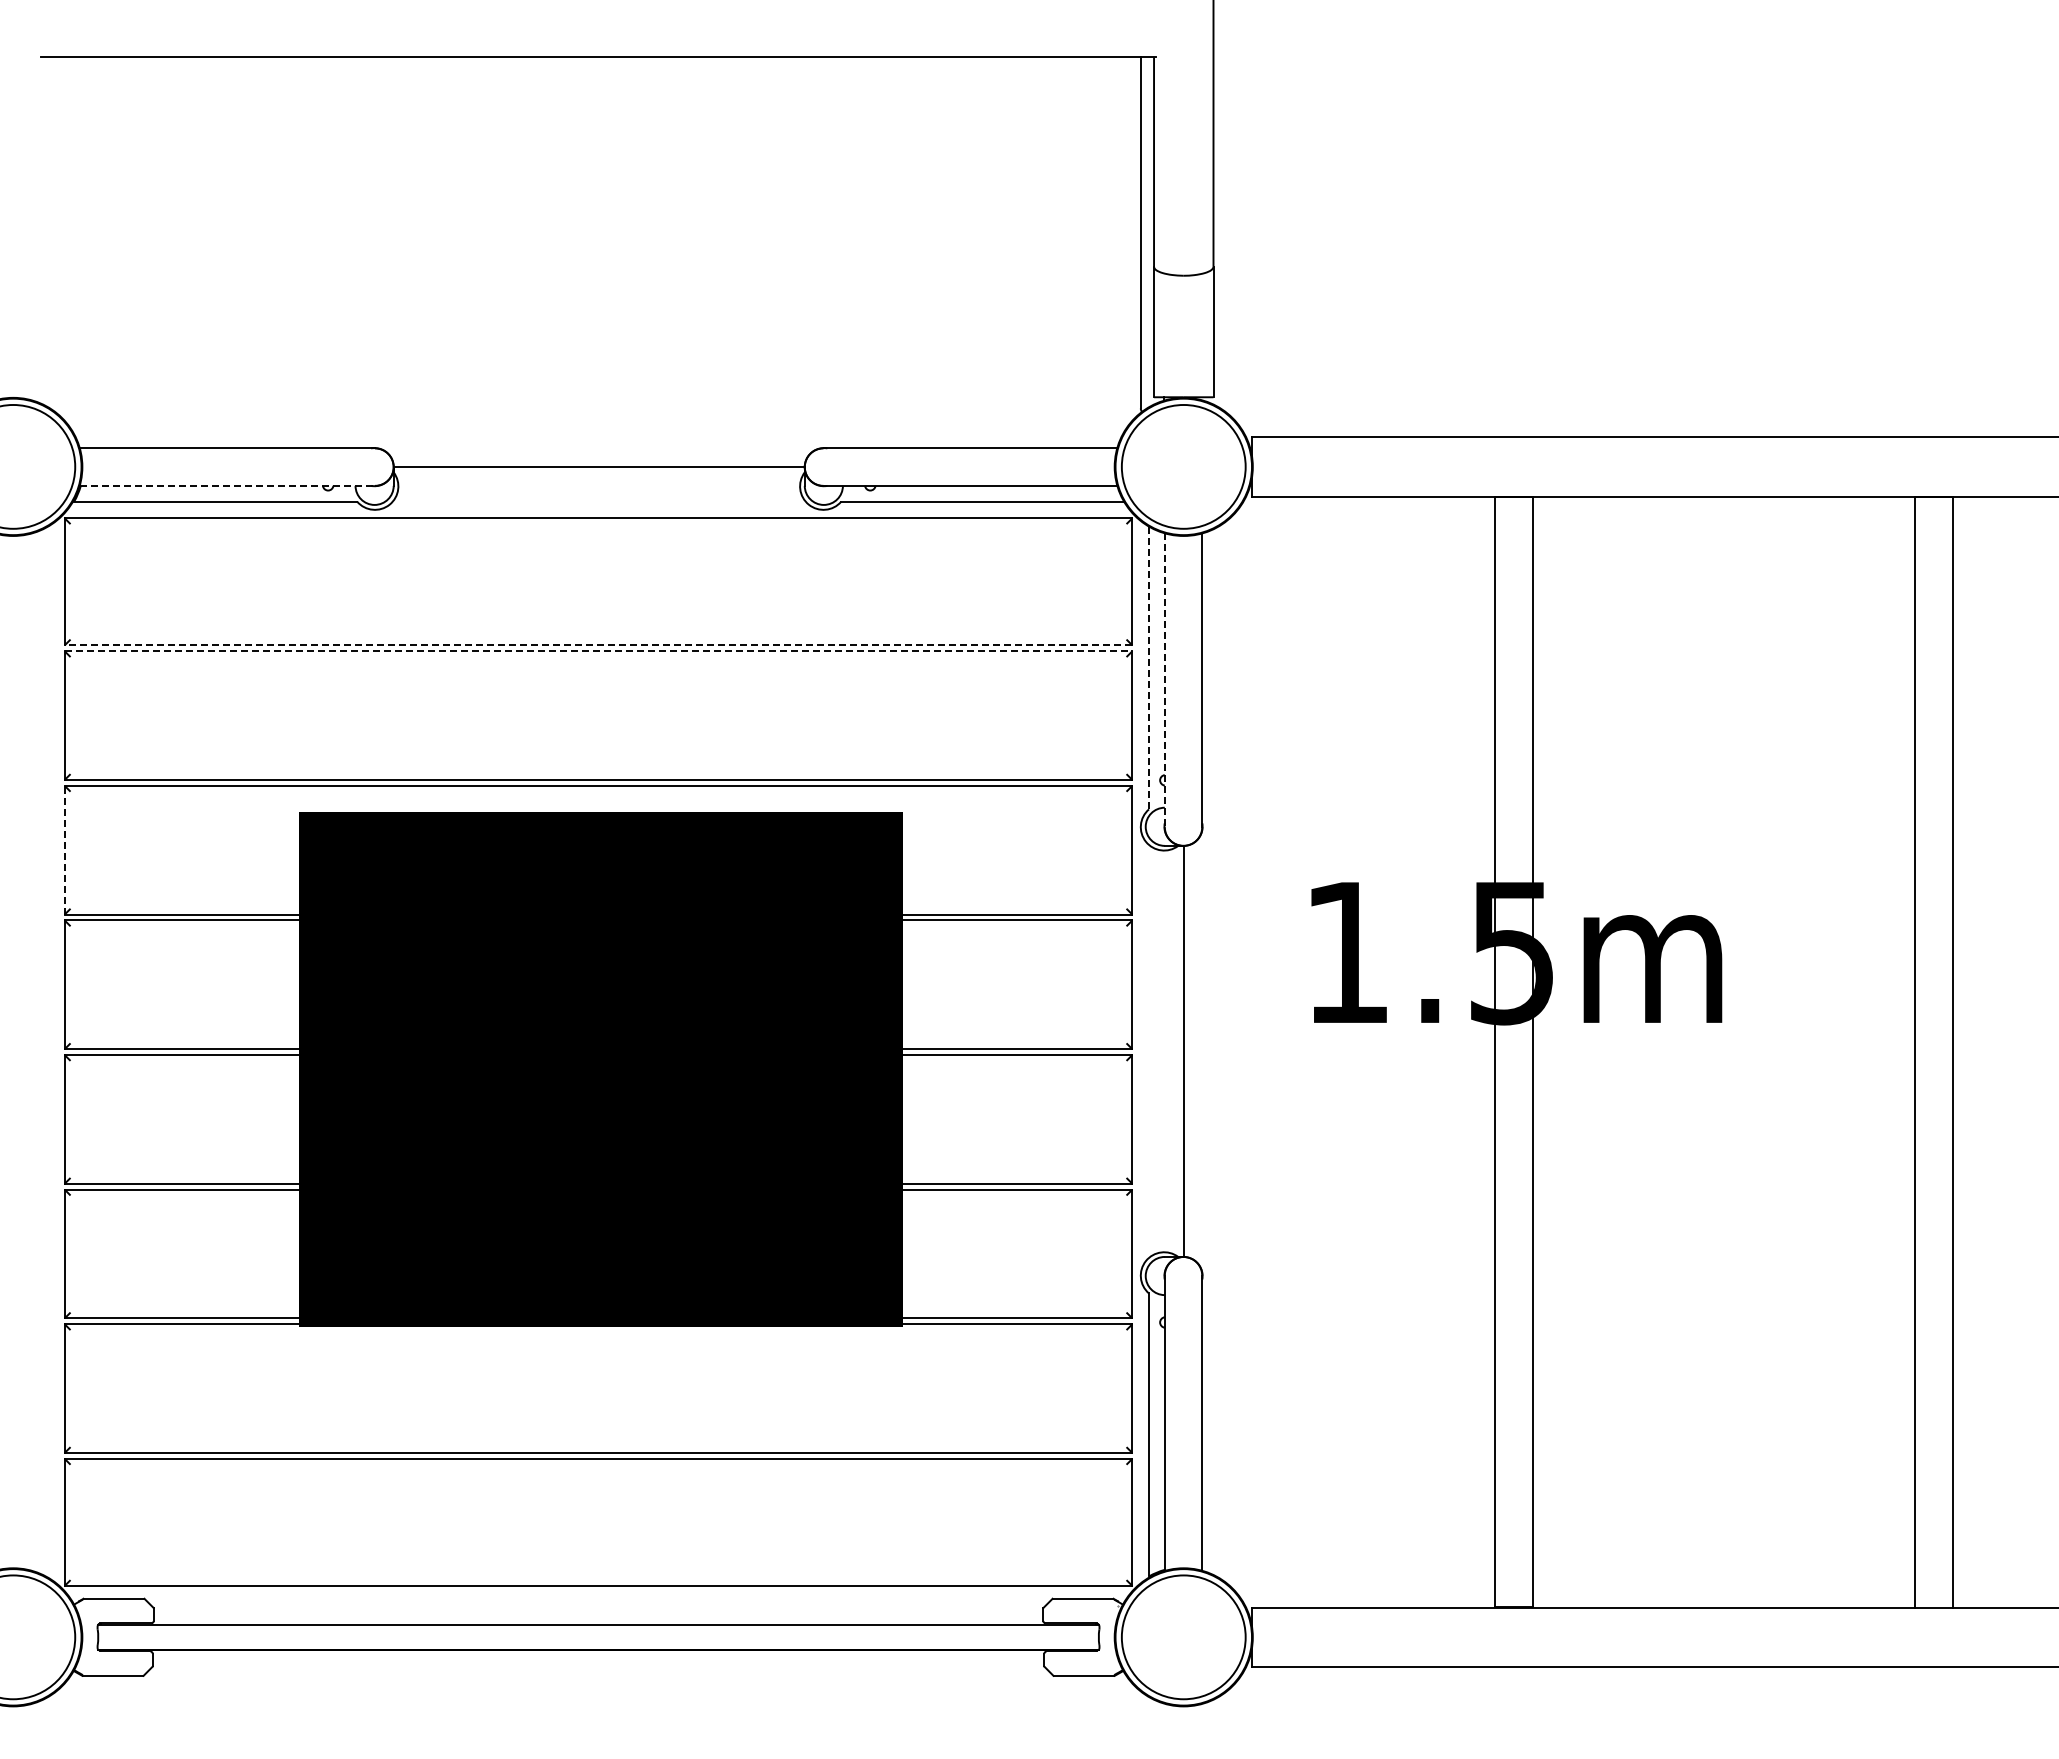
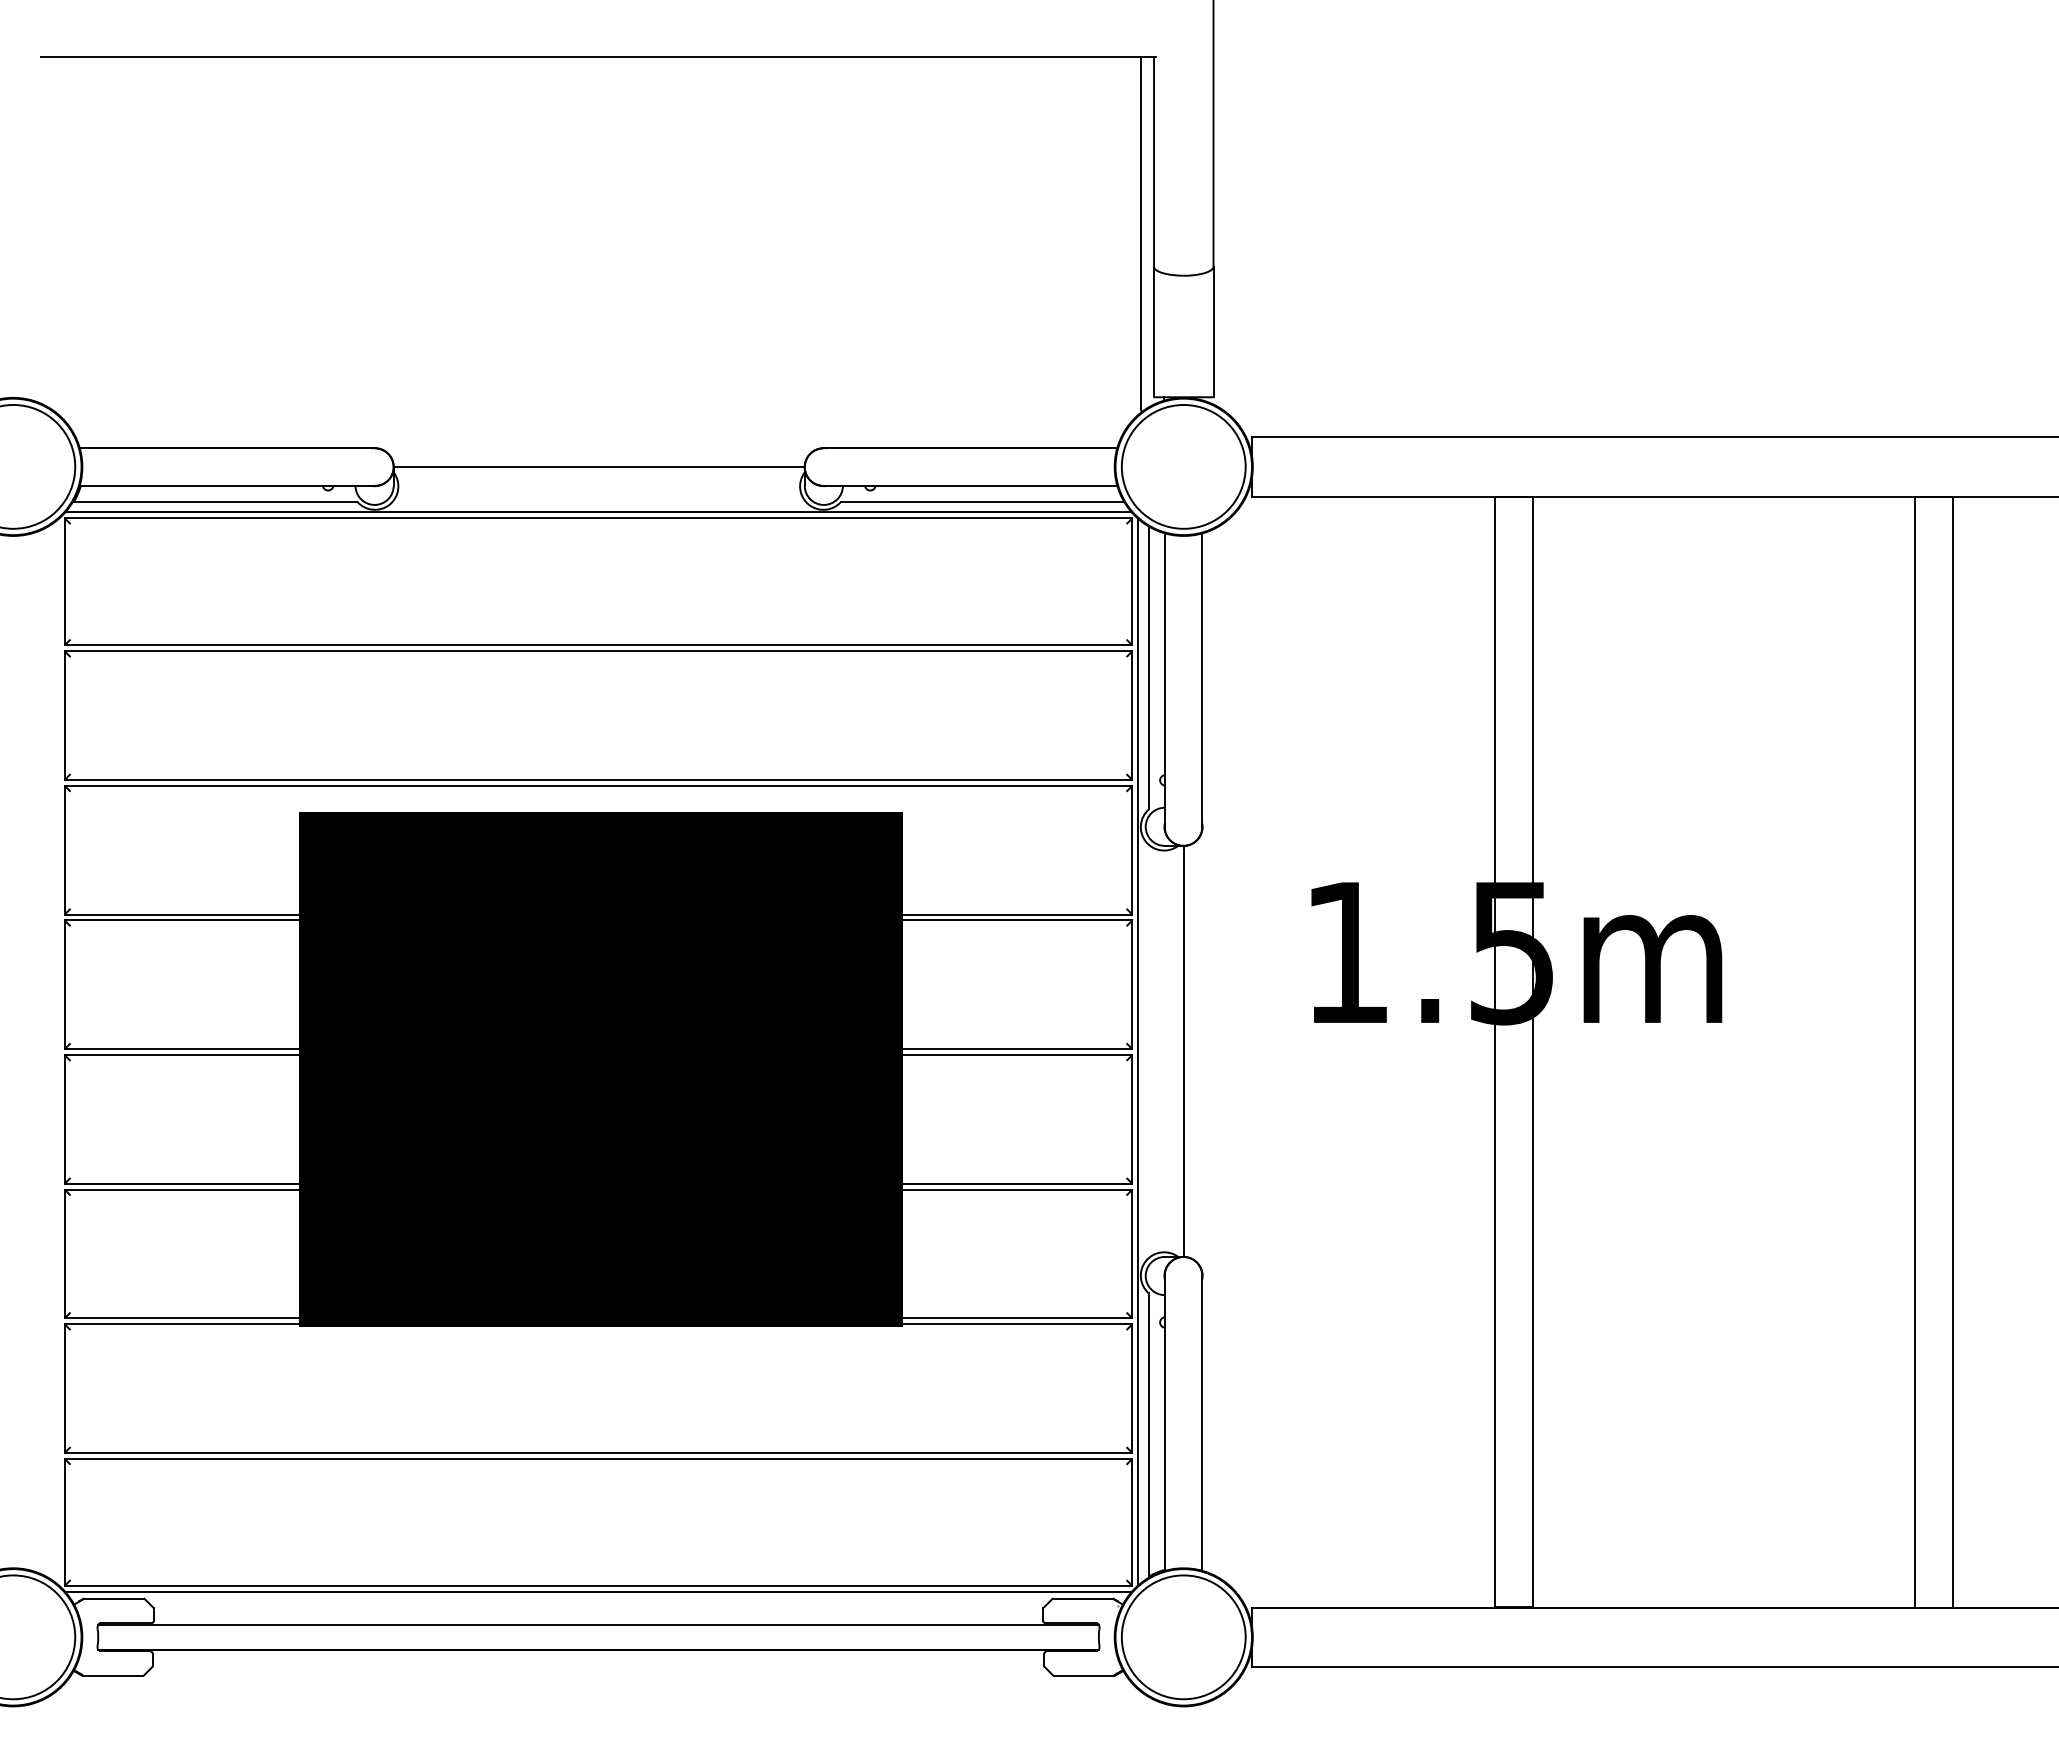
line: dashed -> solid (227, 485)
line: none -> present (598, 512)
line: dashed -> solid (598, 645)
line: dashed -> solid (598, 651)
line: dashed -> solid (1149, 668)
line: dashed -> solid (1164, 680)
line: dashed -> solid (64, 849)
line: none -> present (1138, 1051)
line: none -> present (598, 1591)
